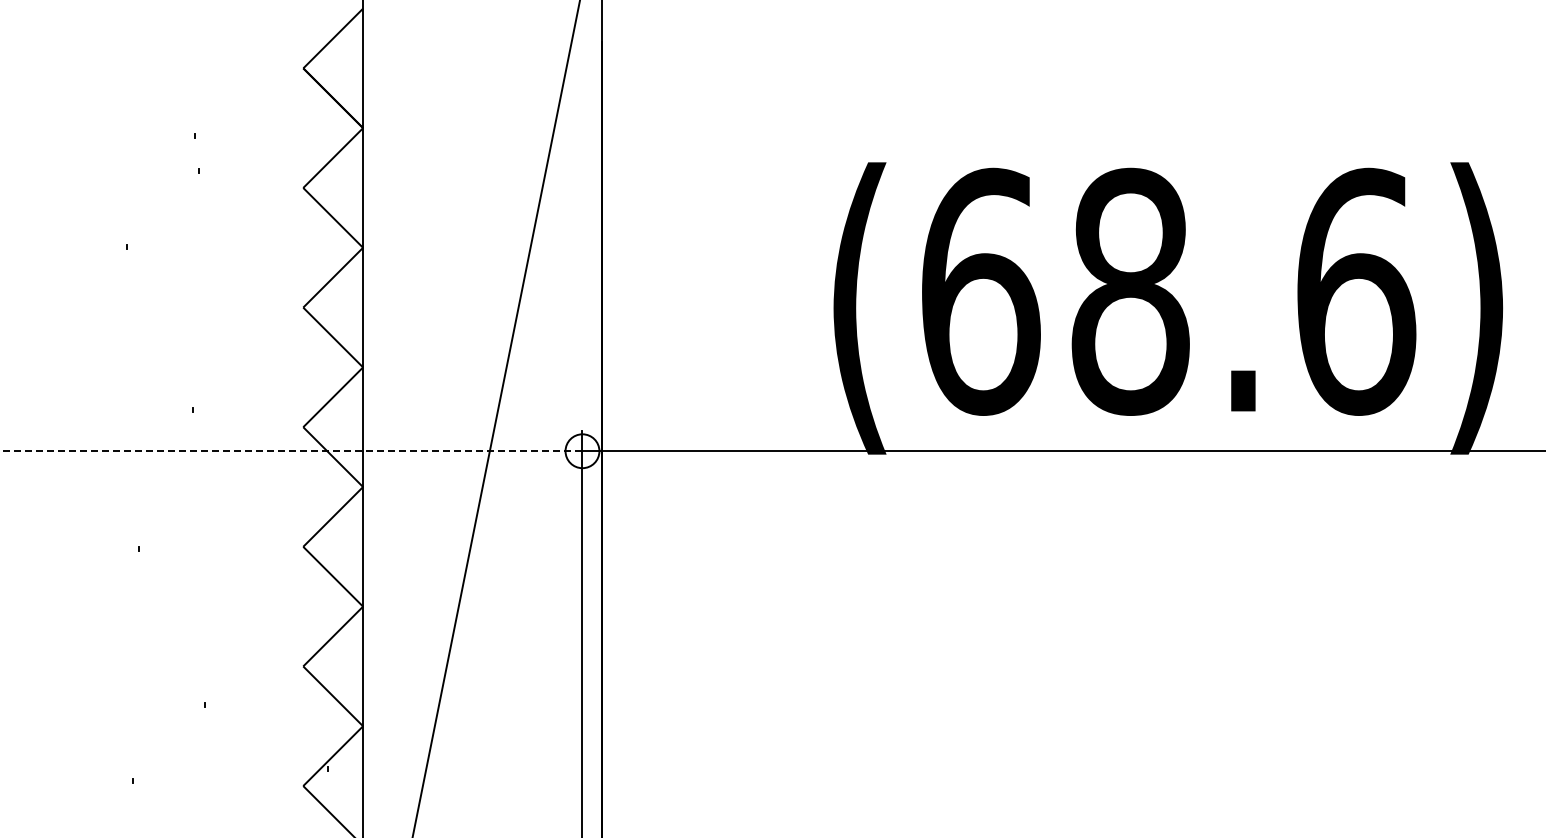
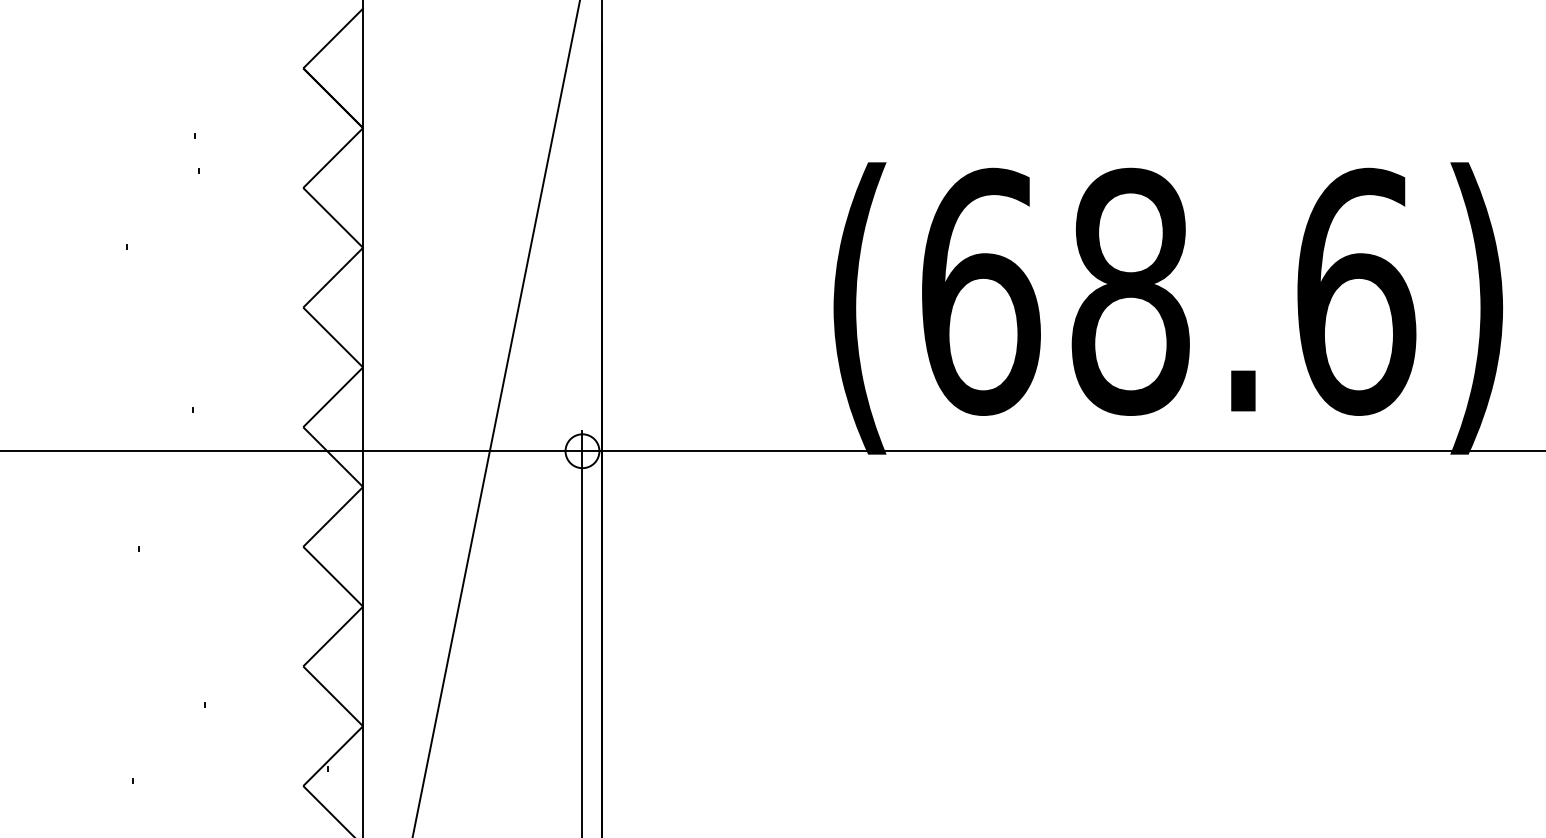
line: dashed -> solid (290, 451)
